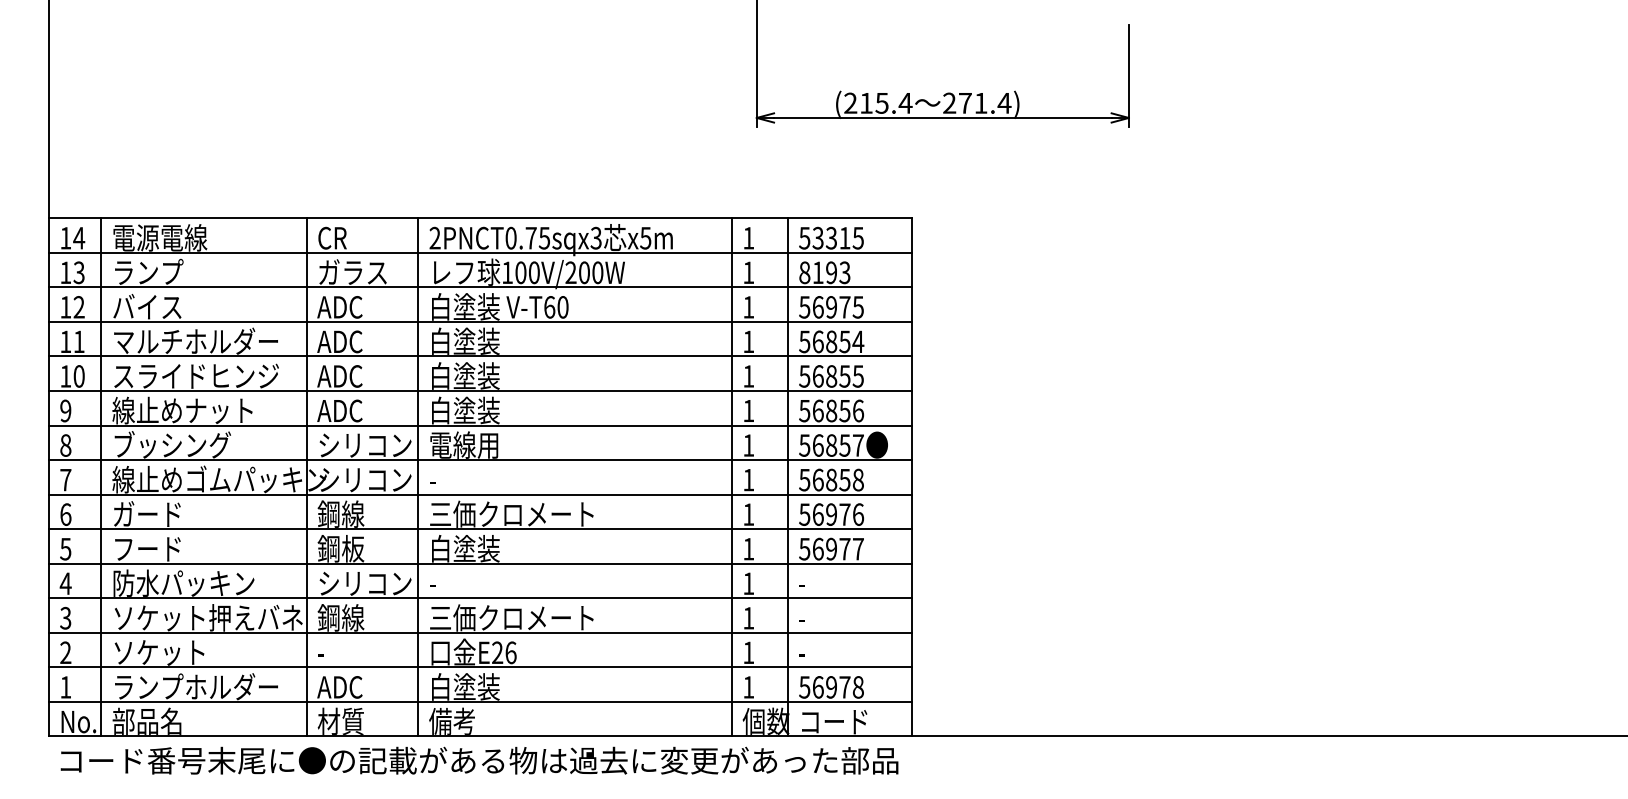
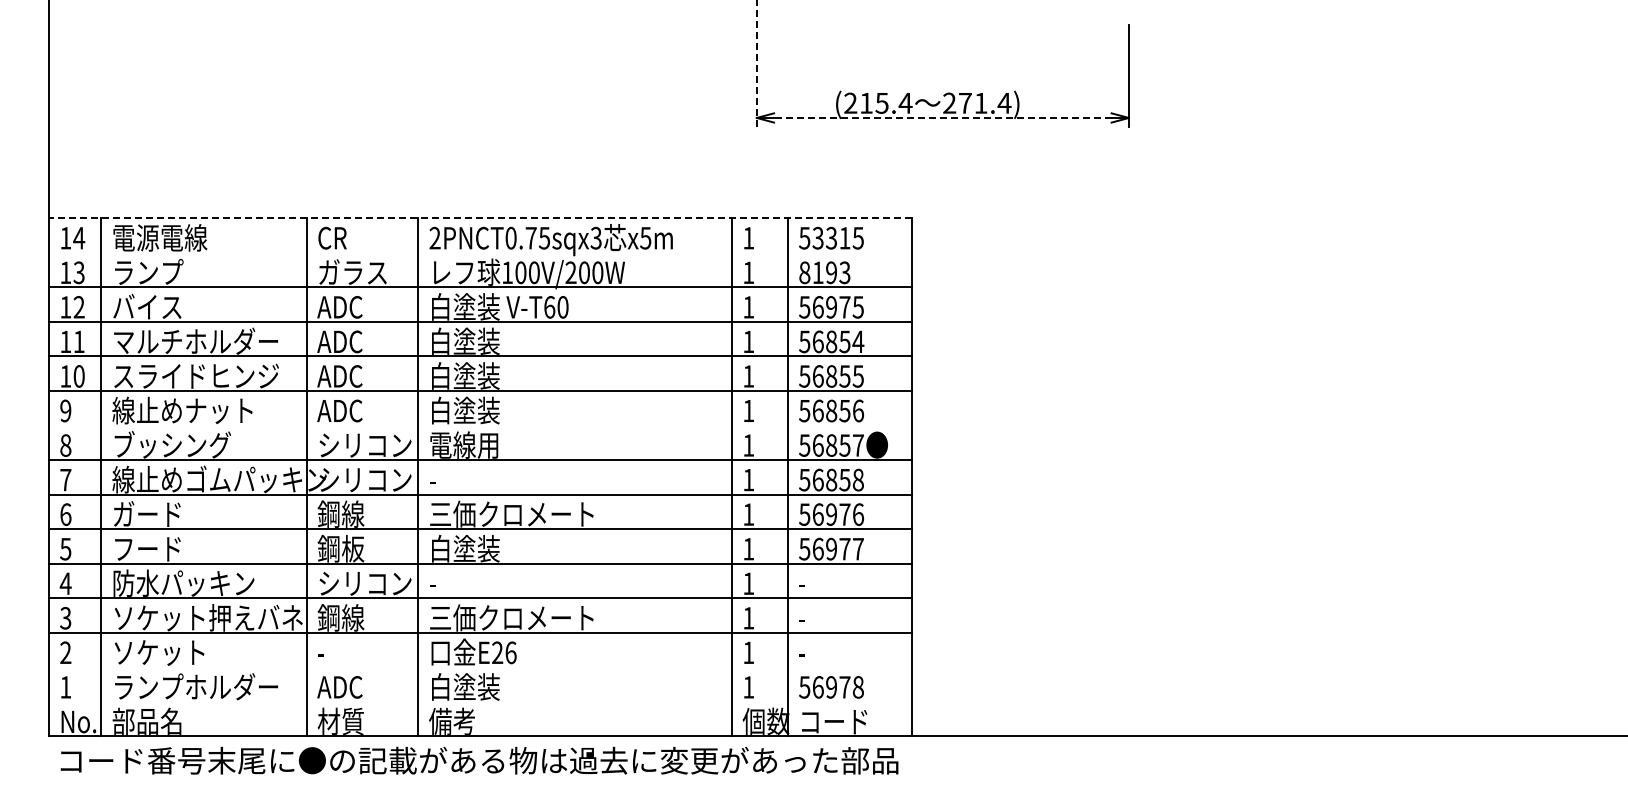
line: solid -> dashed (756, 63)
line: solid -> dashed (942, 117)
line: solid -> dashed (480, 218)
line: present -> none (480, 252)
line: present -> none (480, 425)
line: present -> none (480, 667)
line: present -> none (480, 701)
